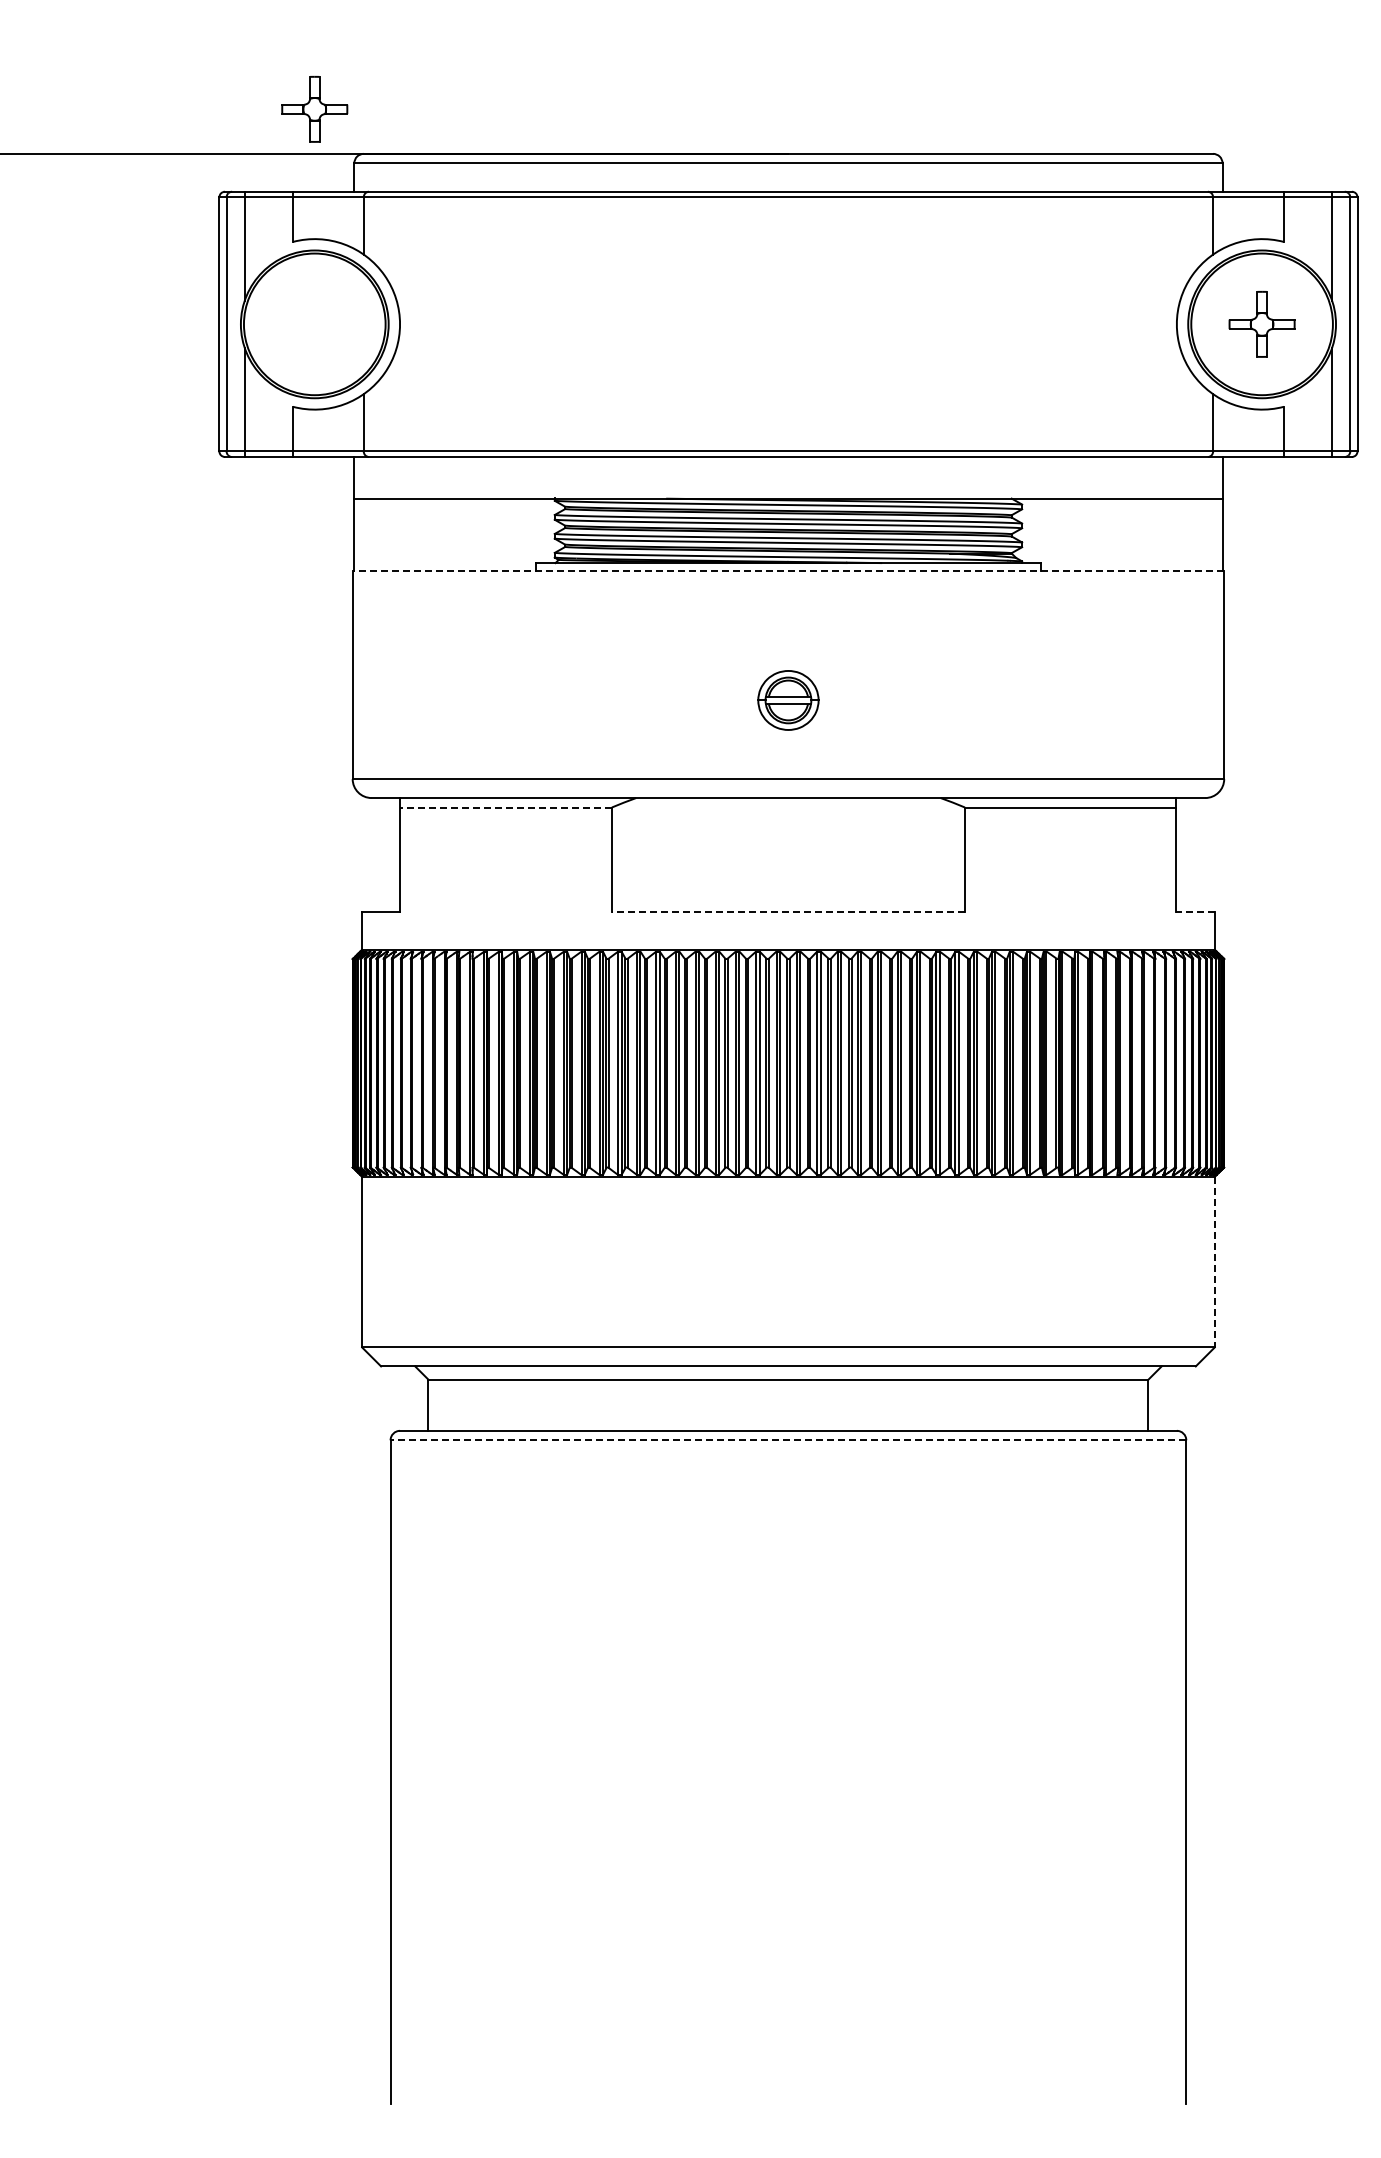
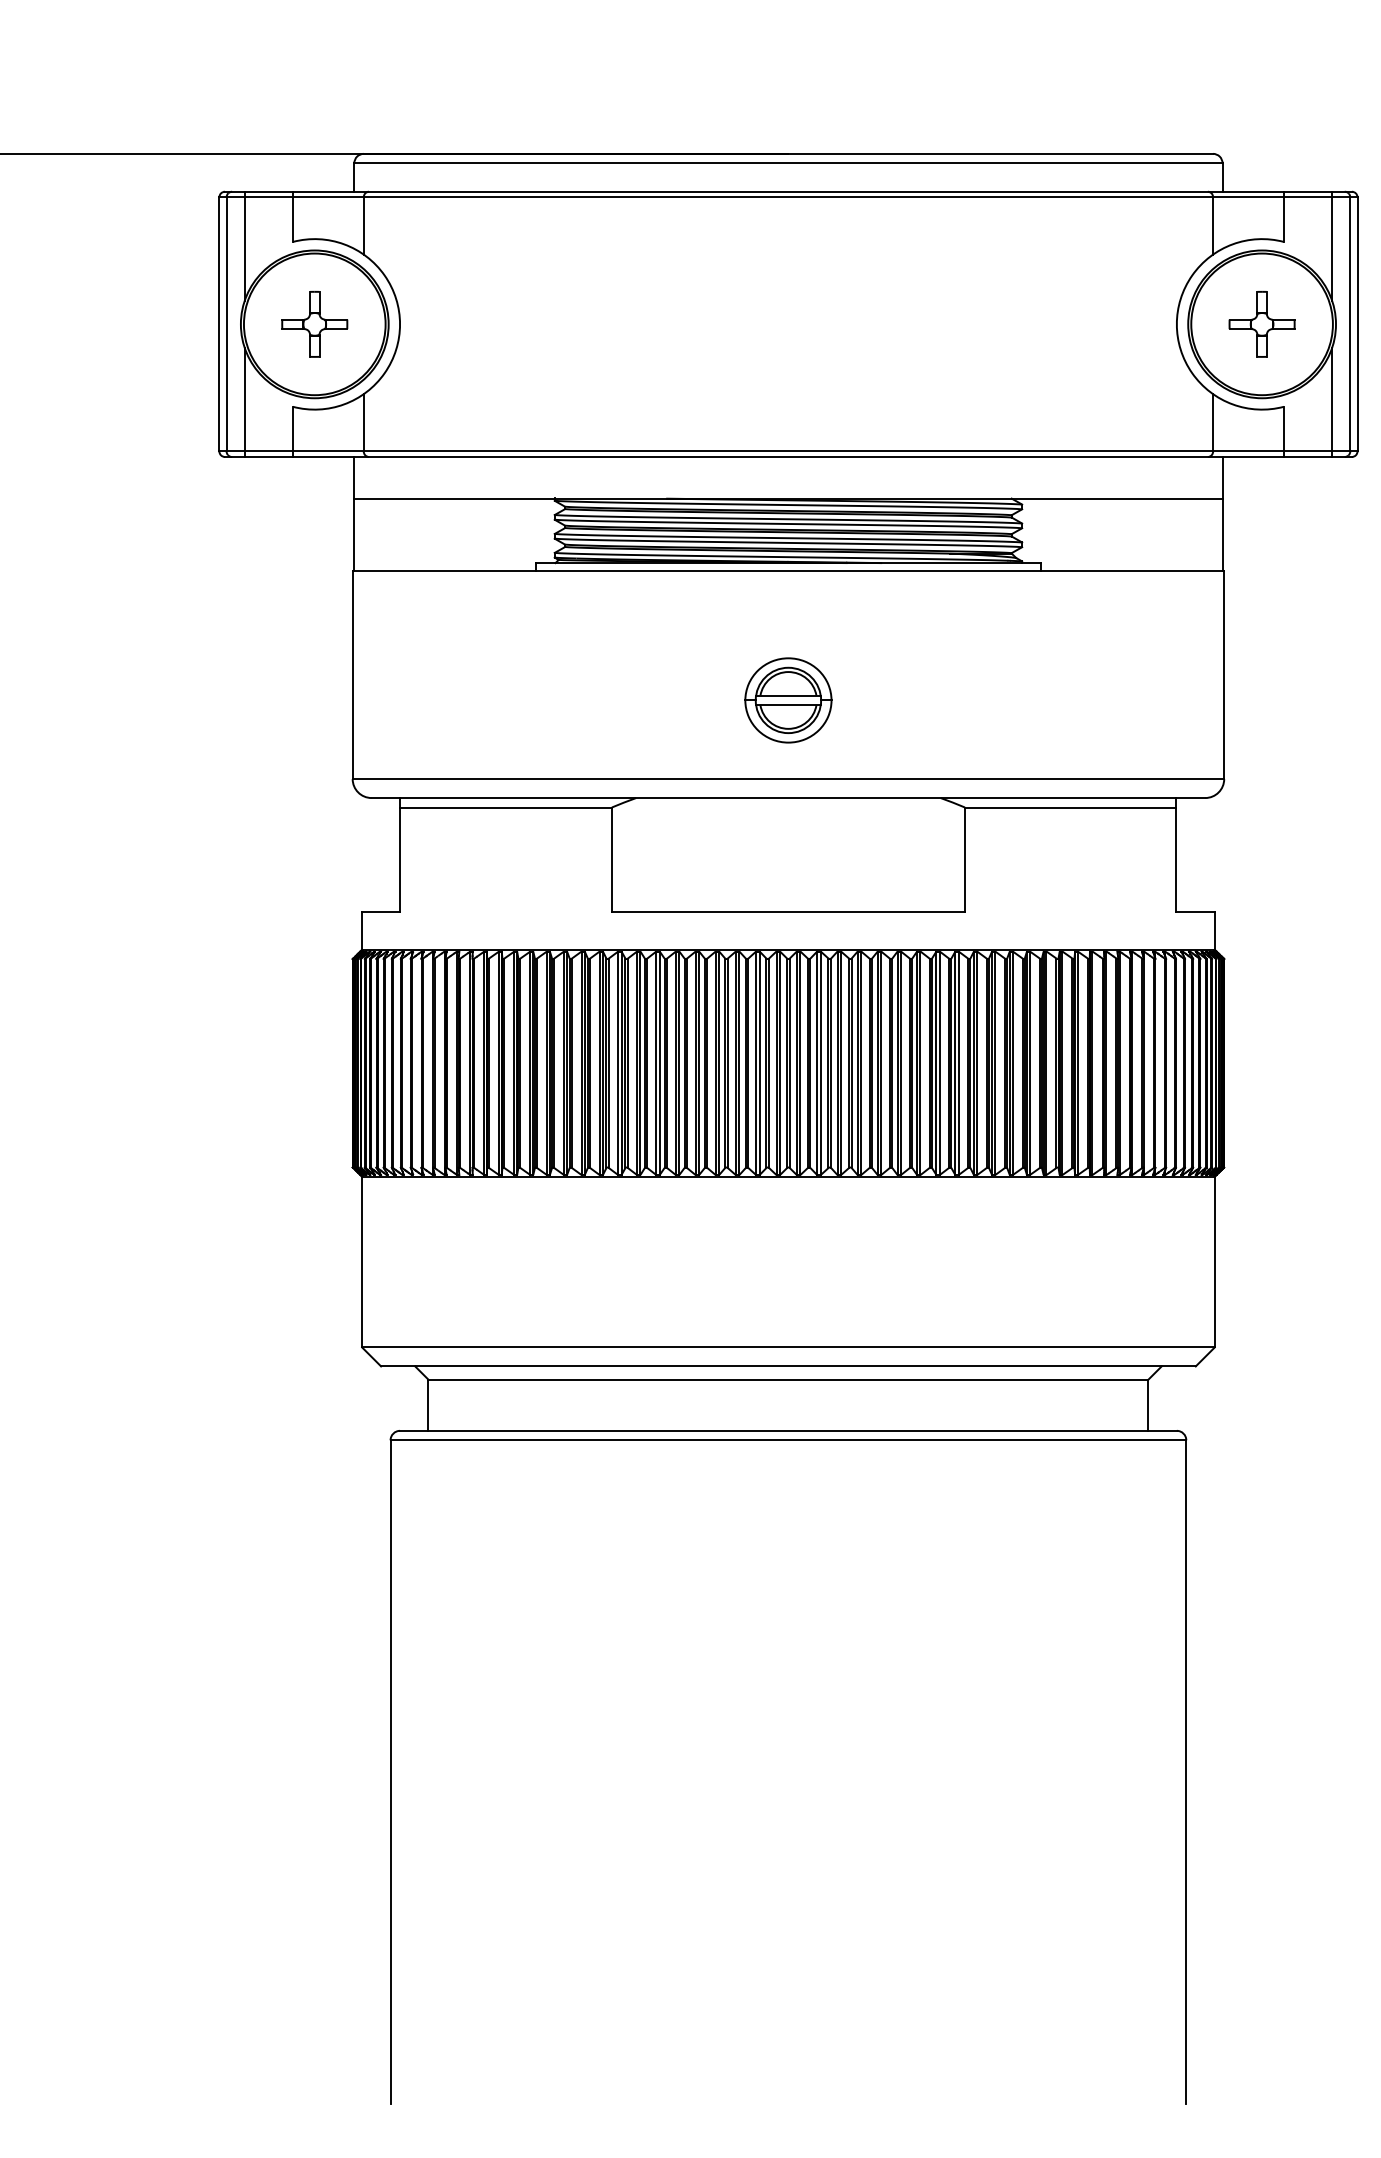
part position: (314, 109) -> (314, 324) (314, 324)
line: dashed -> solid (788, 570)
part size: 63x61 px -> 89x87 px (788, 700)
line: dashed -> solid (506, 807)
line: dashed -> solid (788, 911)
line: dashed -> solid (1195, 911)
line: dashed -> solid (1214, 1262)
line: dashed -> solid (788, 1440)
